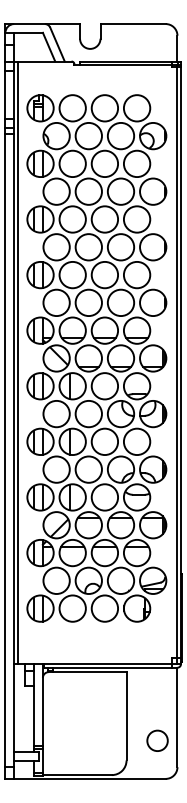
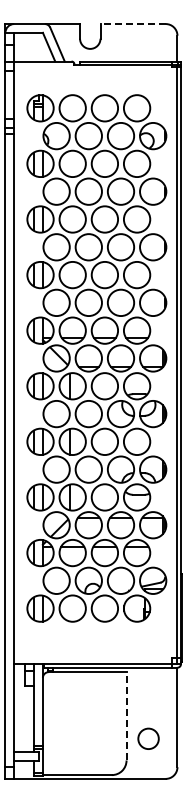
line: solid -> dashed (133, 24)
line: present -> none (17, 362)
line: solid -> dashed (126, 715)
circle position: (157, 740) -> (148, 738) (148, 738)
